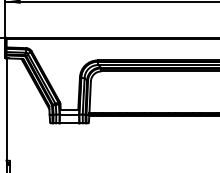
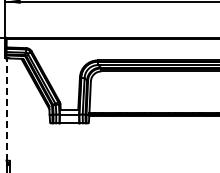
line: solid -> dashed (6, 109)
